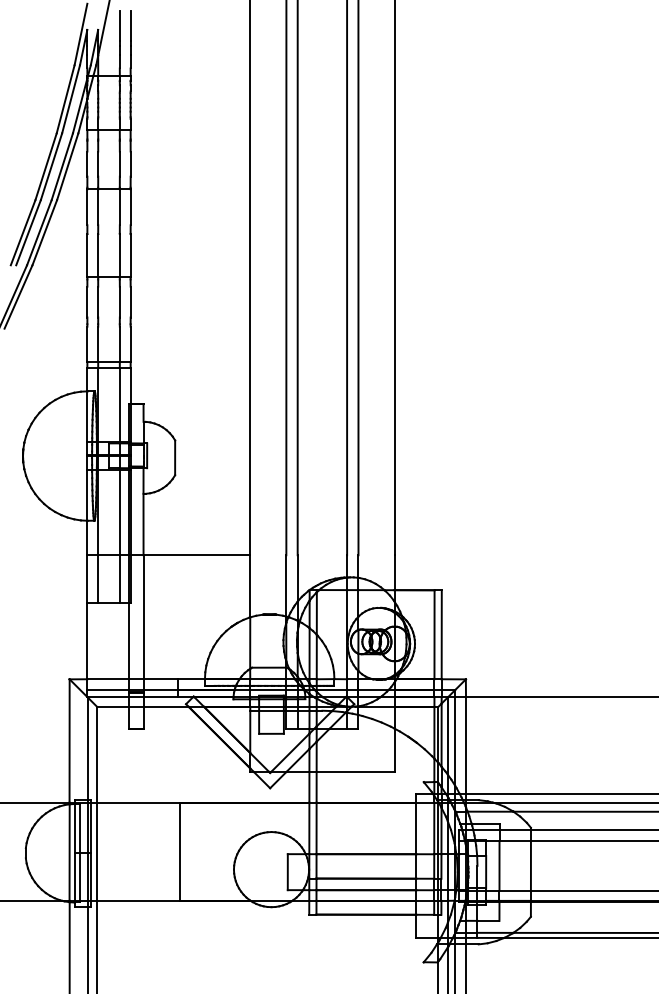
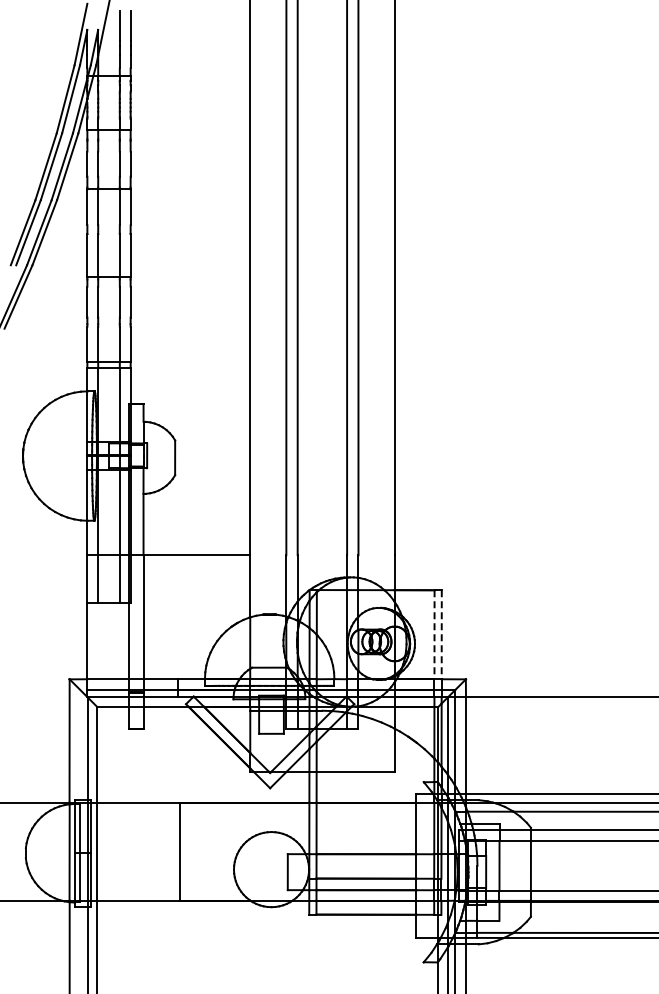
line: solid -> dashed (434, 634)
line: solid -> dashed (441, 634)
